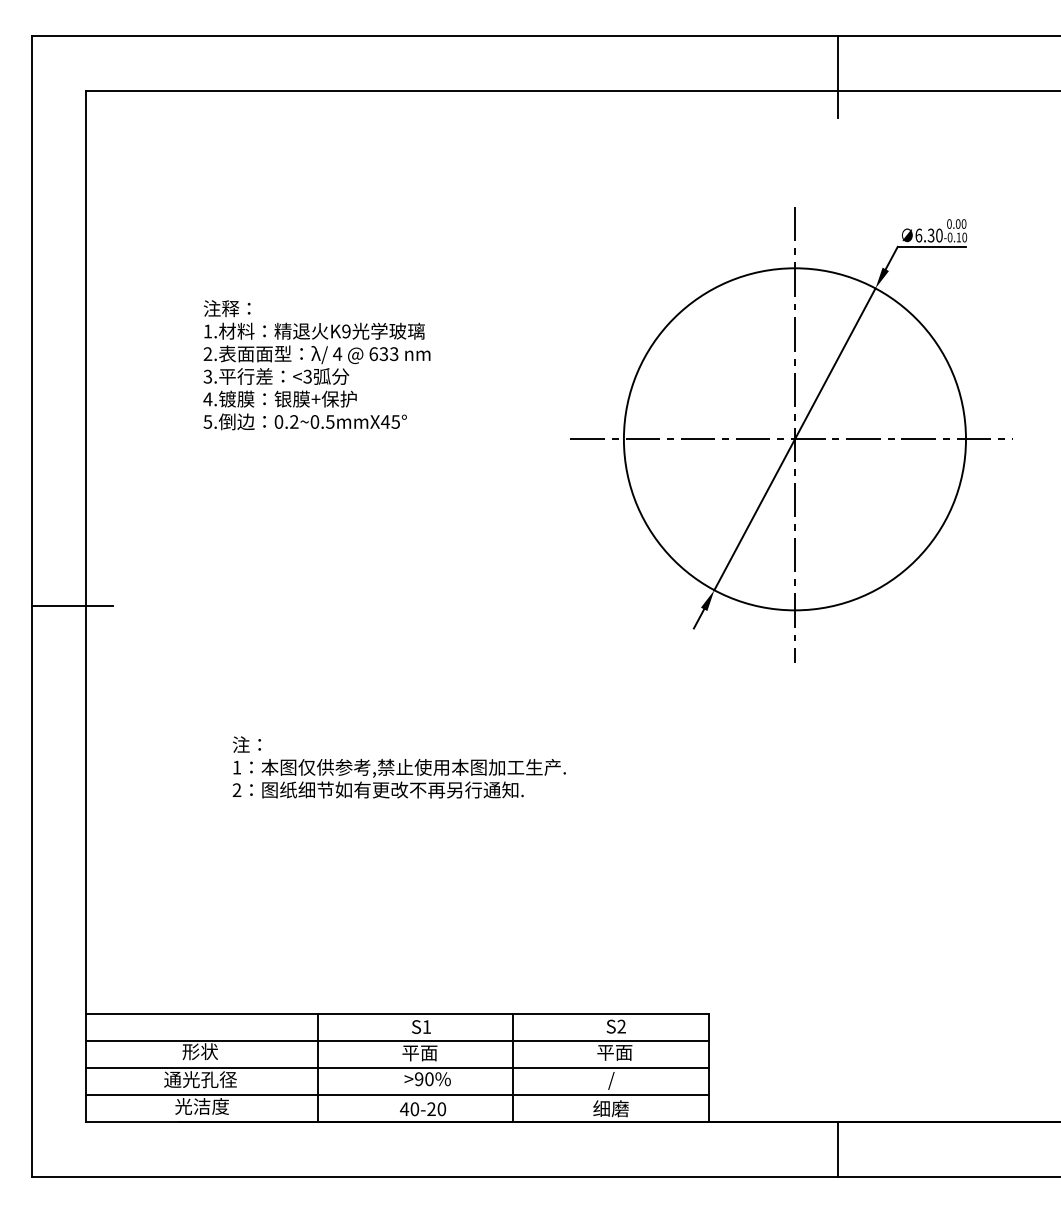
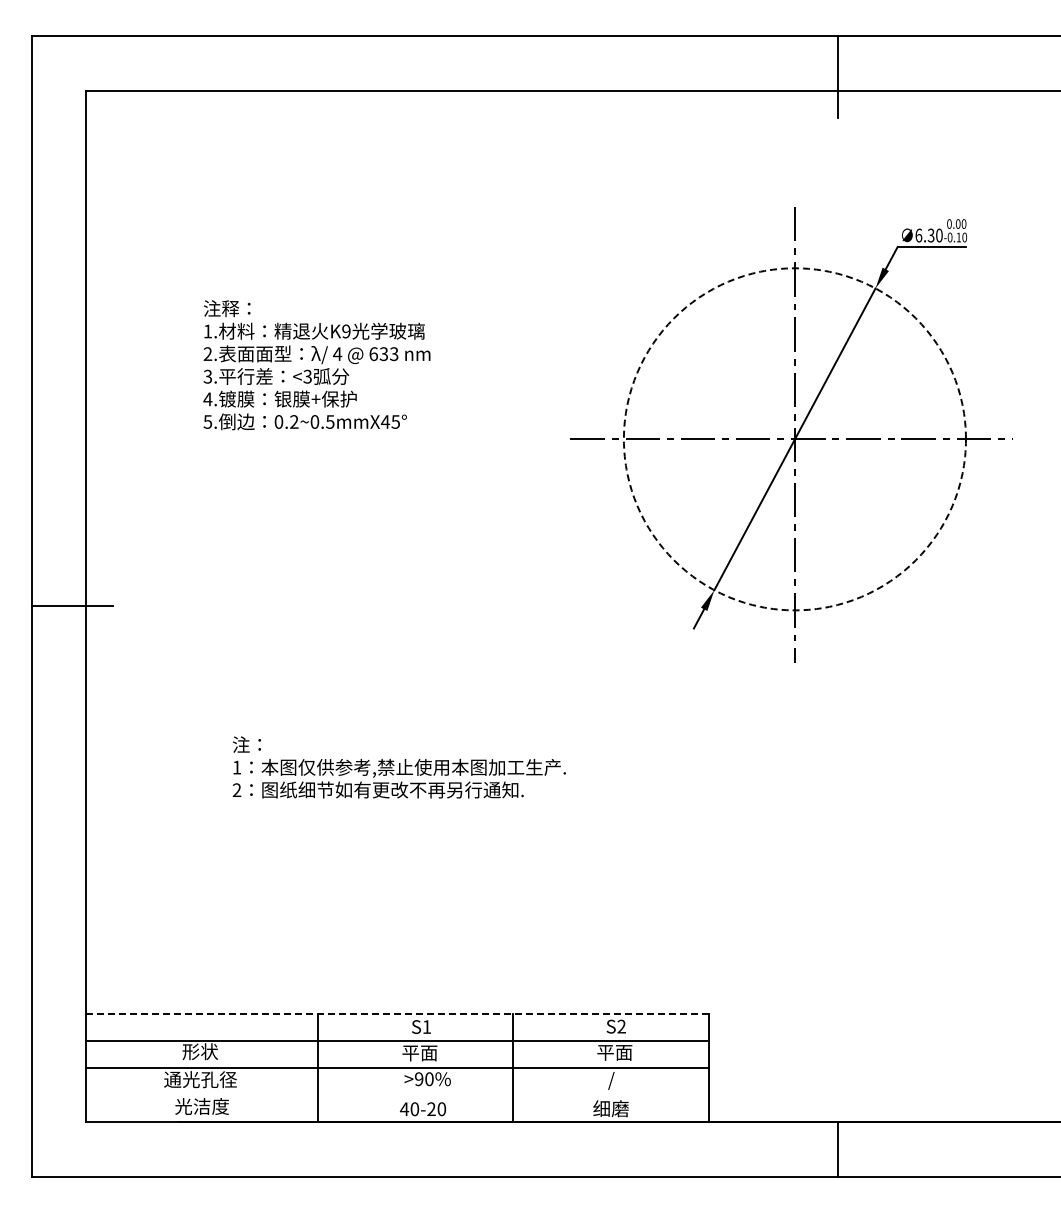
circle: solid -> dashed (794, 439)
line: solid -> dashed (398, 1013)
line: present -> none (397, 1095)
